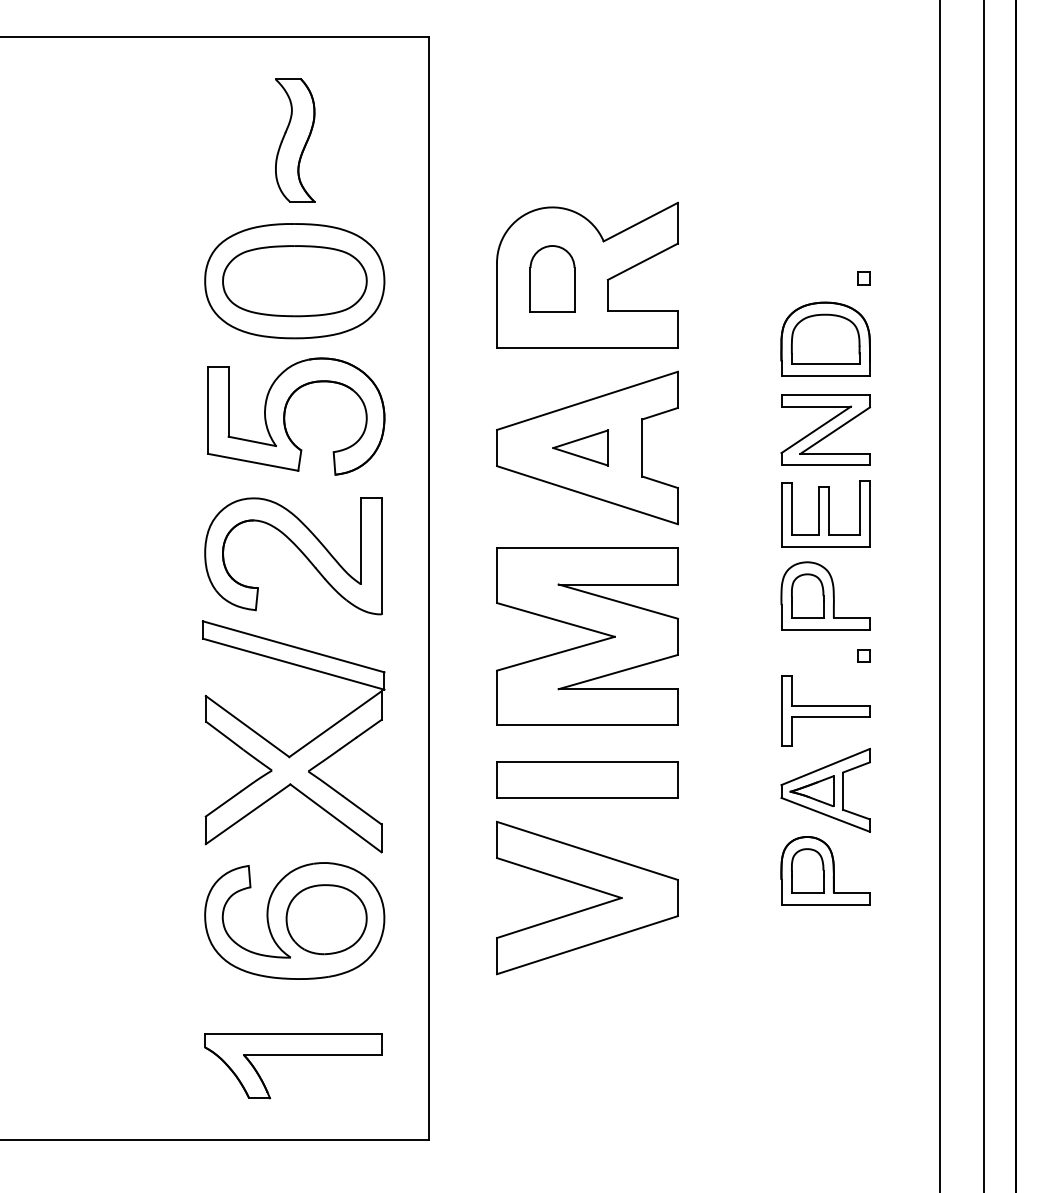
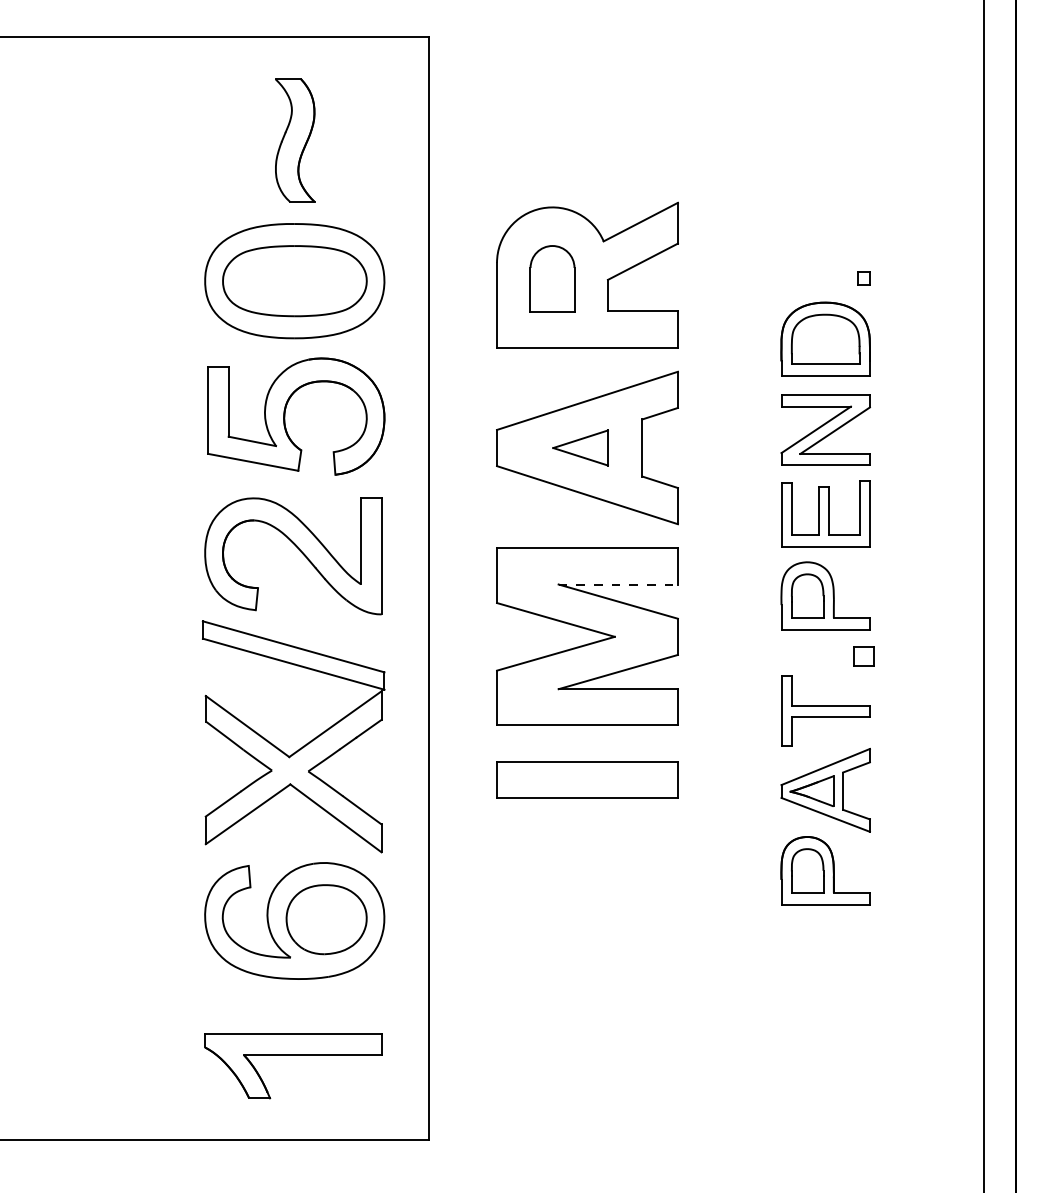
line: solid -> dashed (618, 584)
line: present -> none (939, 595)
part size: 14x14 px -> 22x21 px (863, 656)
part: present -> none (591, 889)
